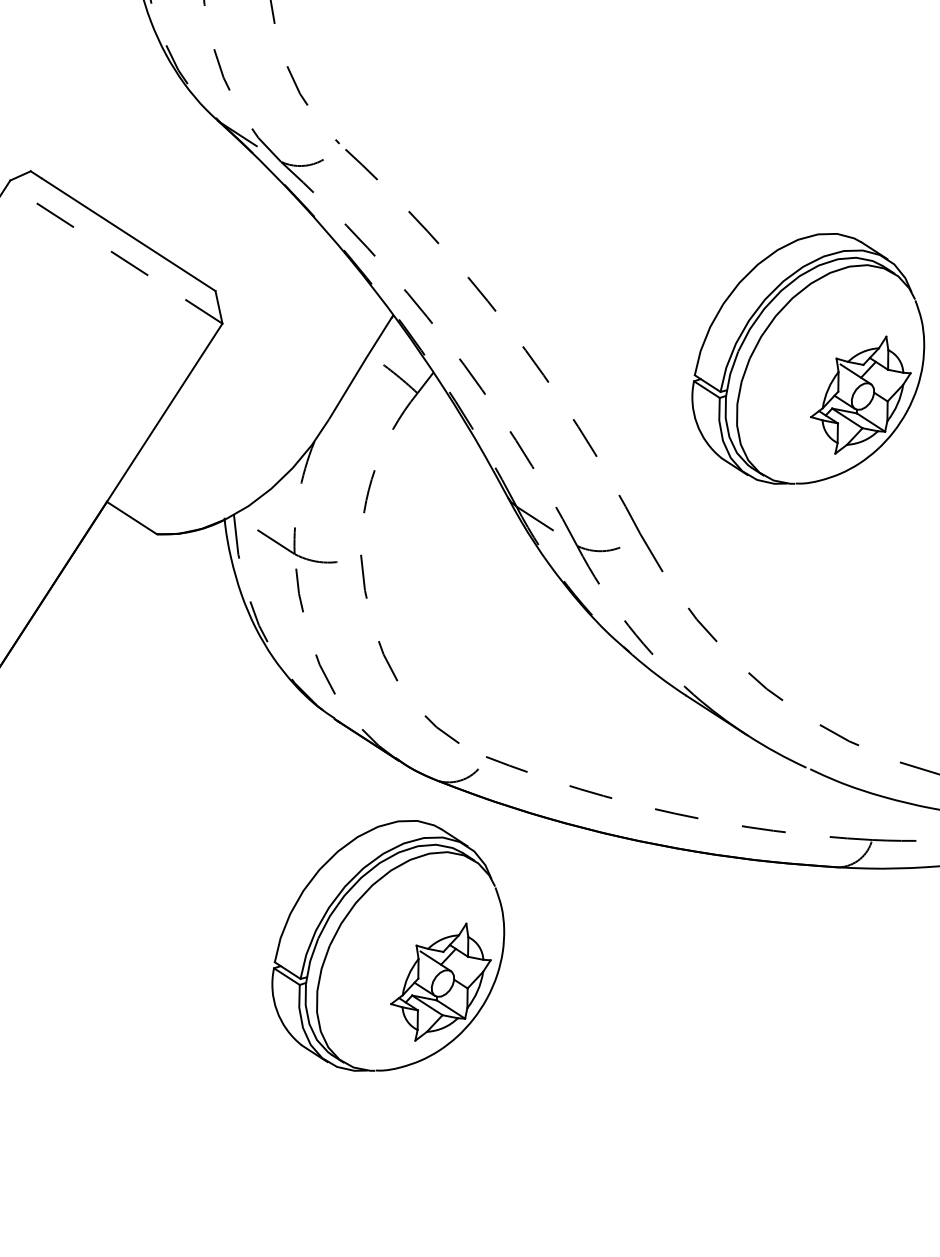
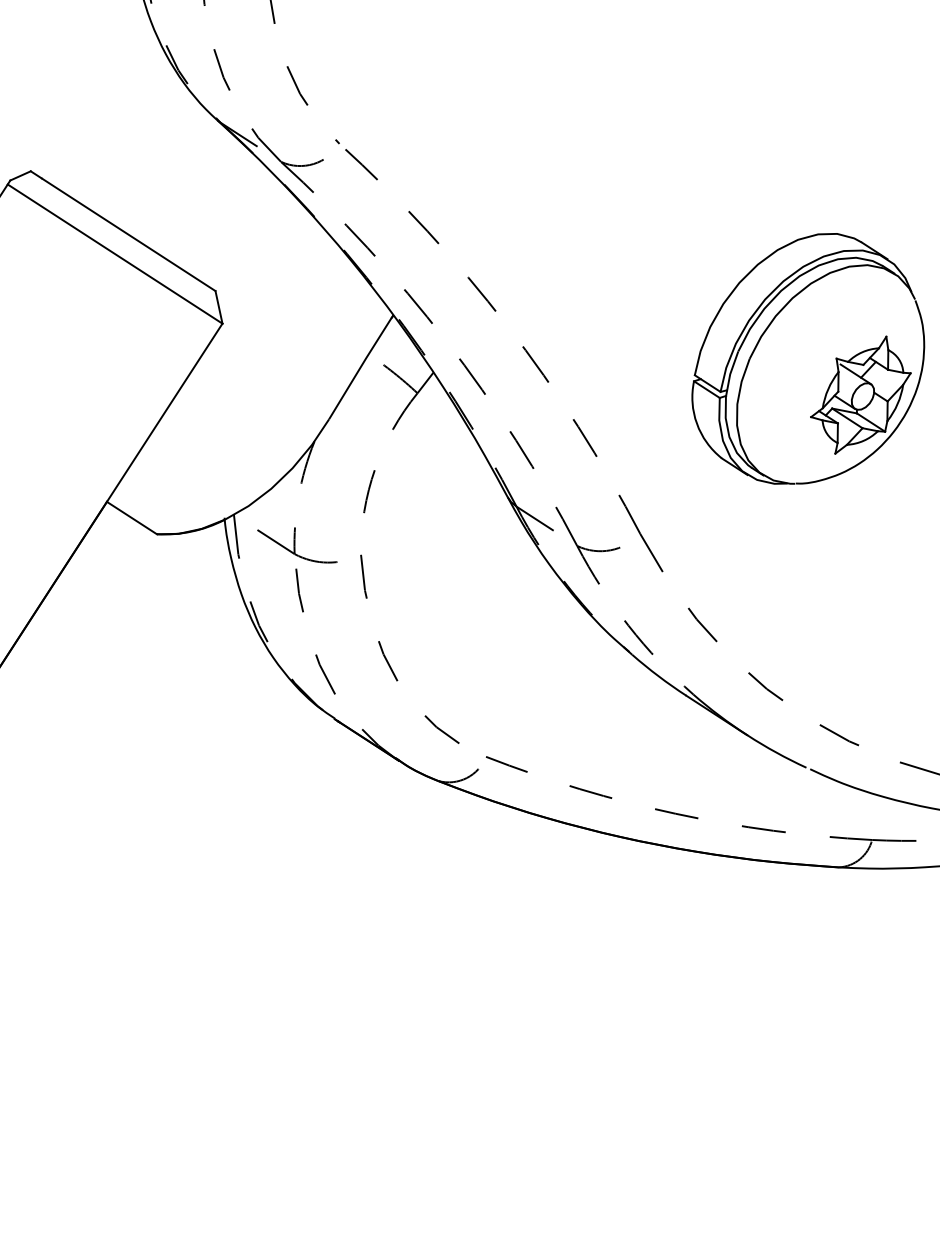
line: dashed -> solid (115, 254)
part: present -> none (388, 945)
